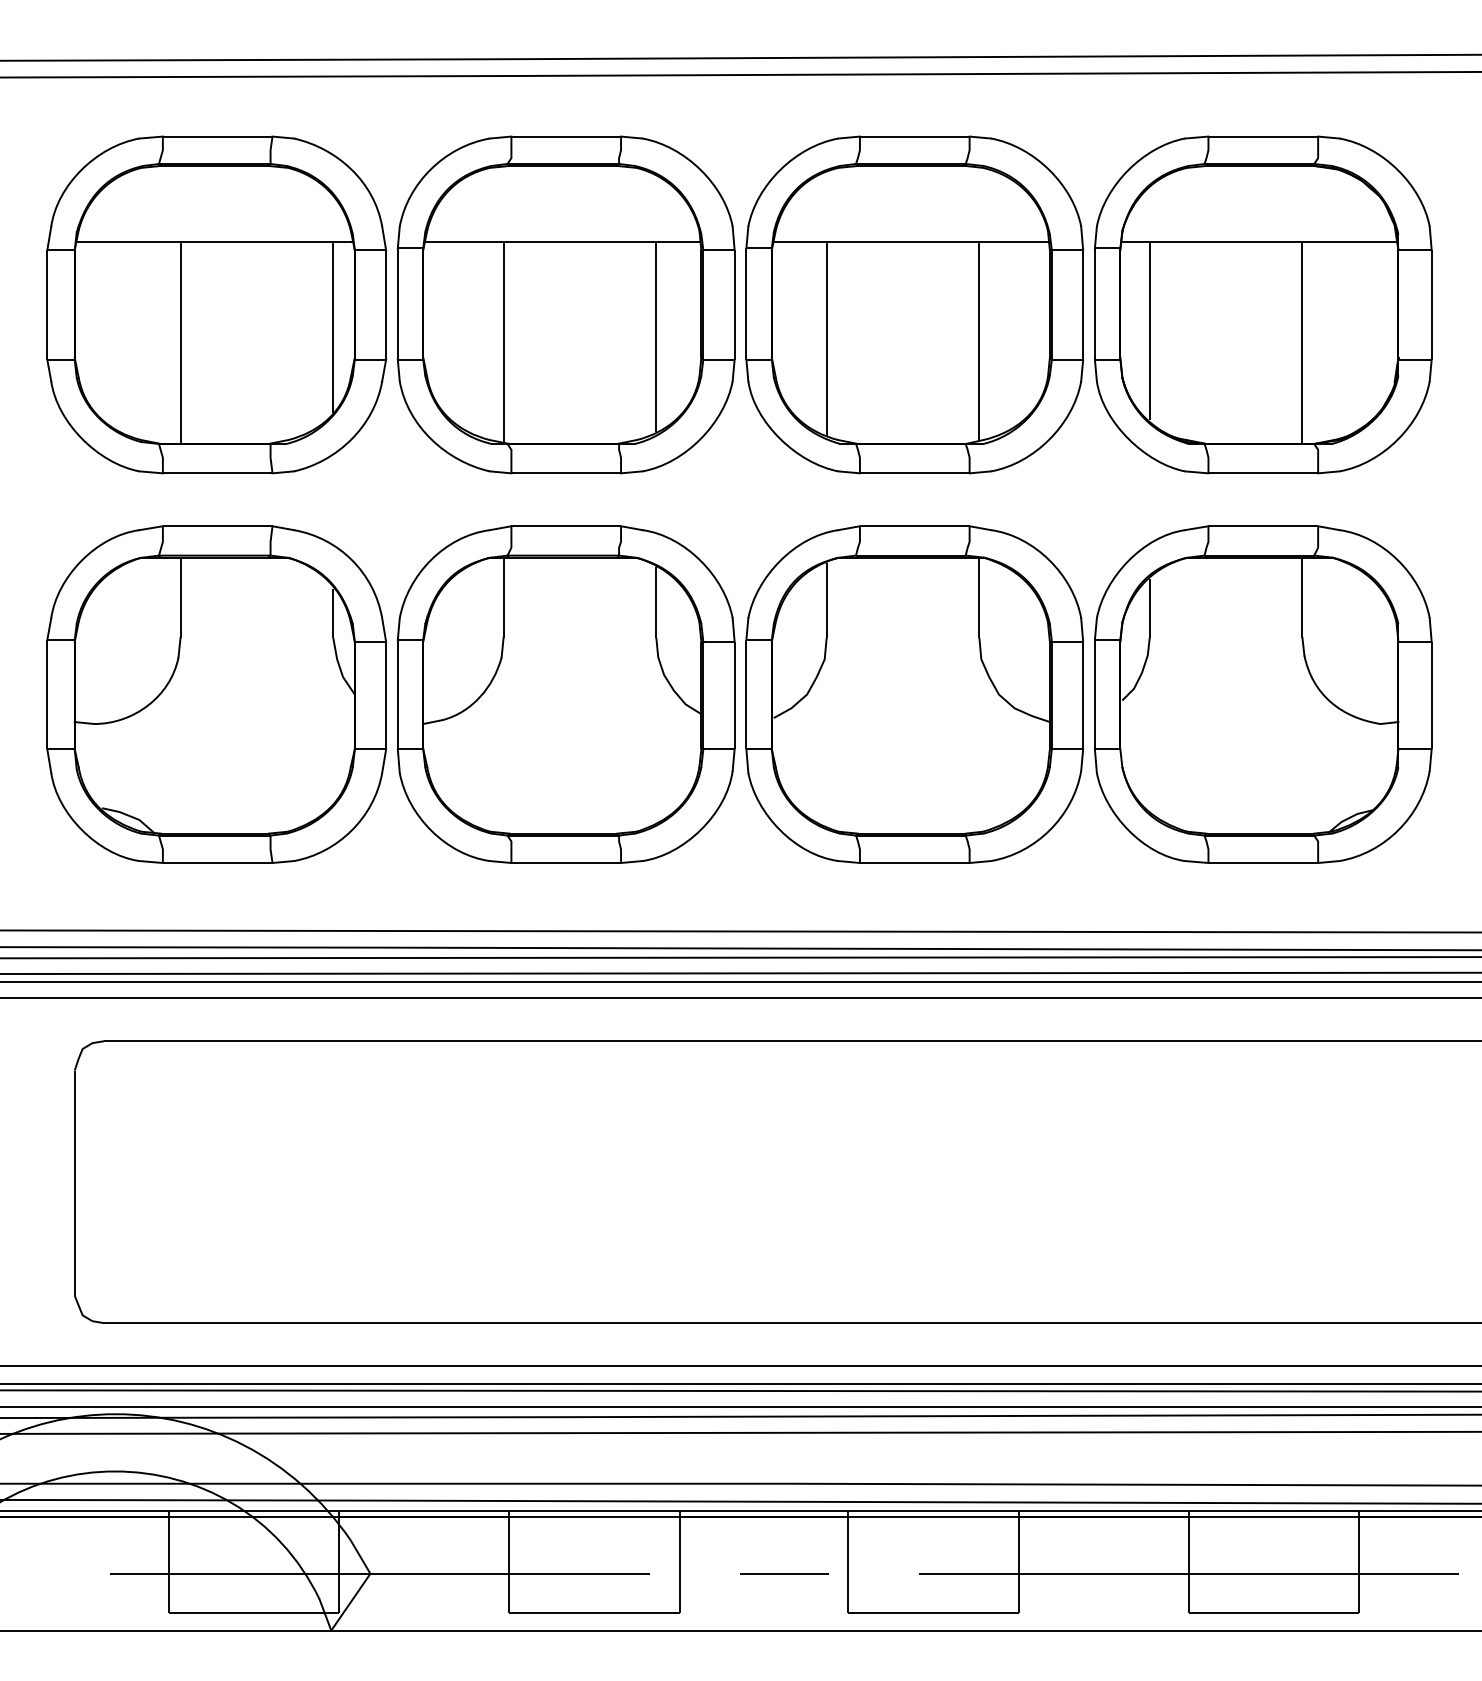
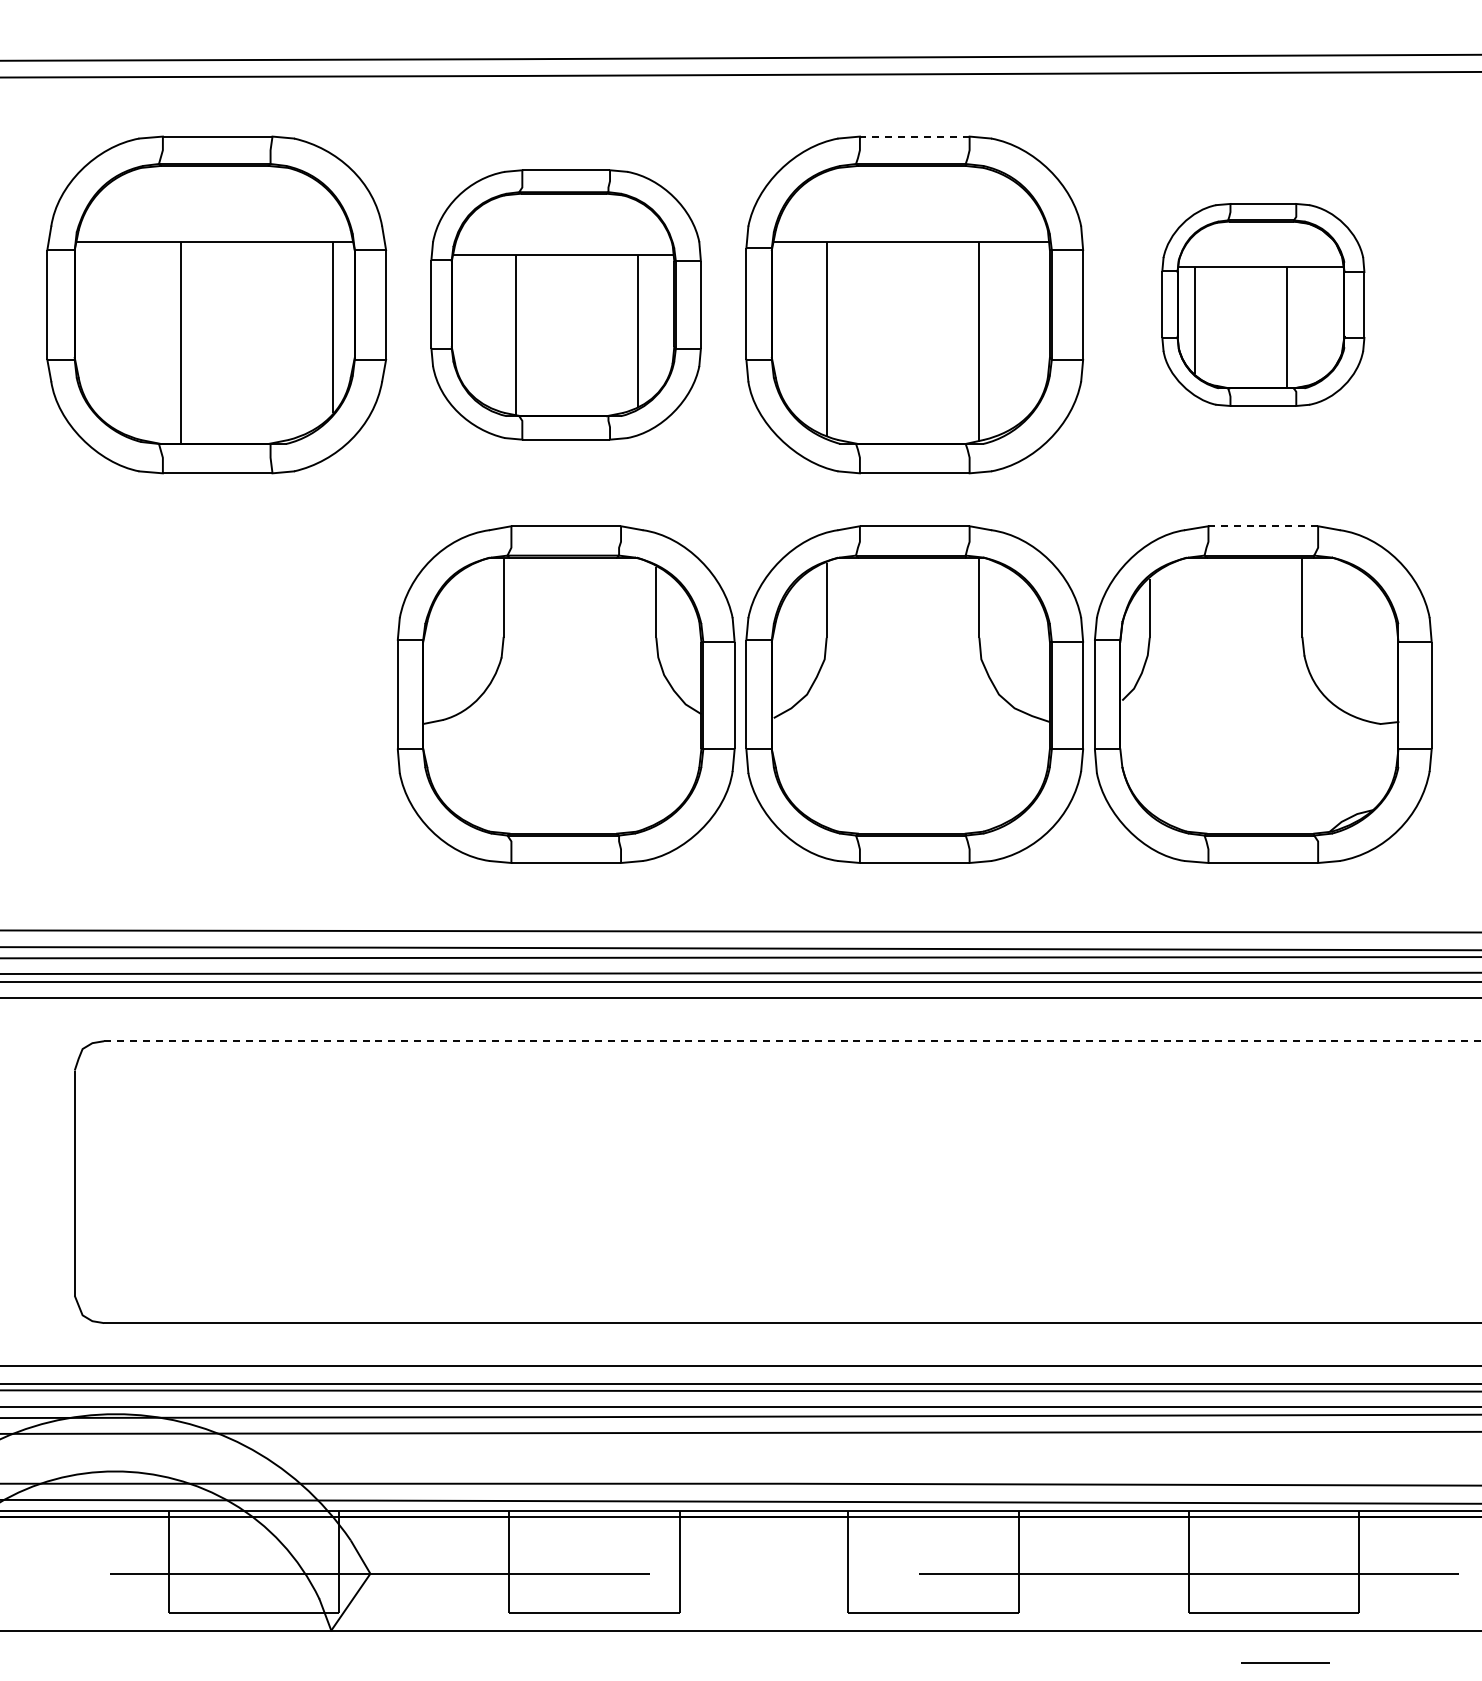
line: solid -> dashed (913, 136)
part size: 340x340 px -> 272x272 px (565, 304)
part size: 339x340 px -> 205x204 px (1263, 304)
line: solid -> dashed (1262, 526)
part: present -> none (216, 694)
line: solid -> dashed (792, 1041)
line position: (784, 1573) -> (1285, 1662) (1285, 1662)
